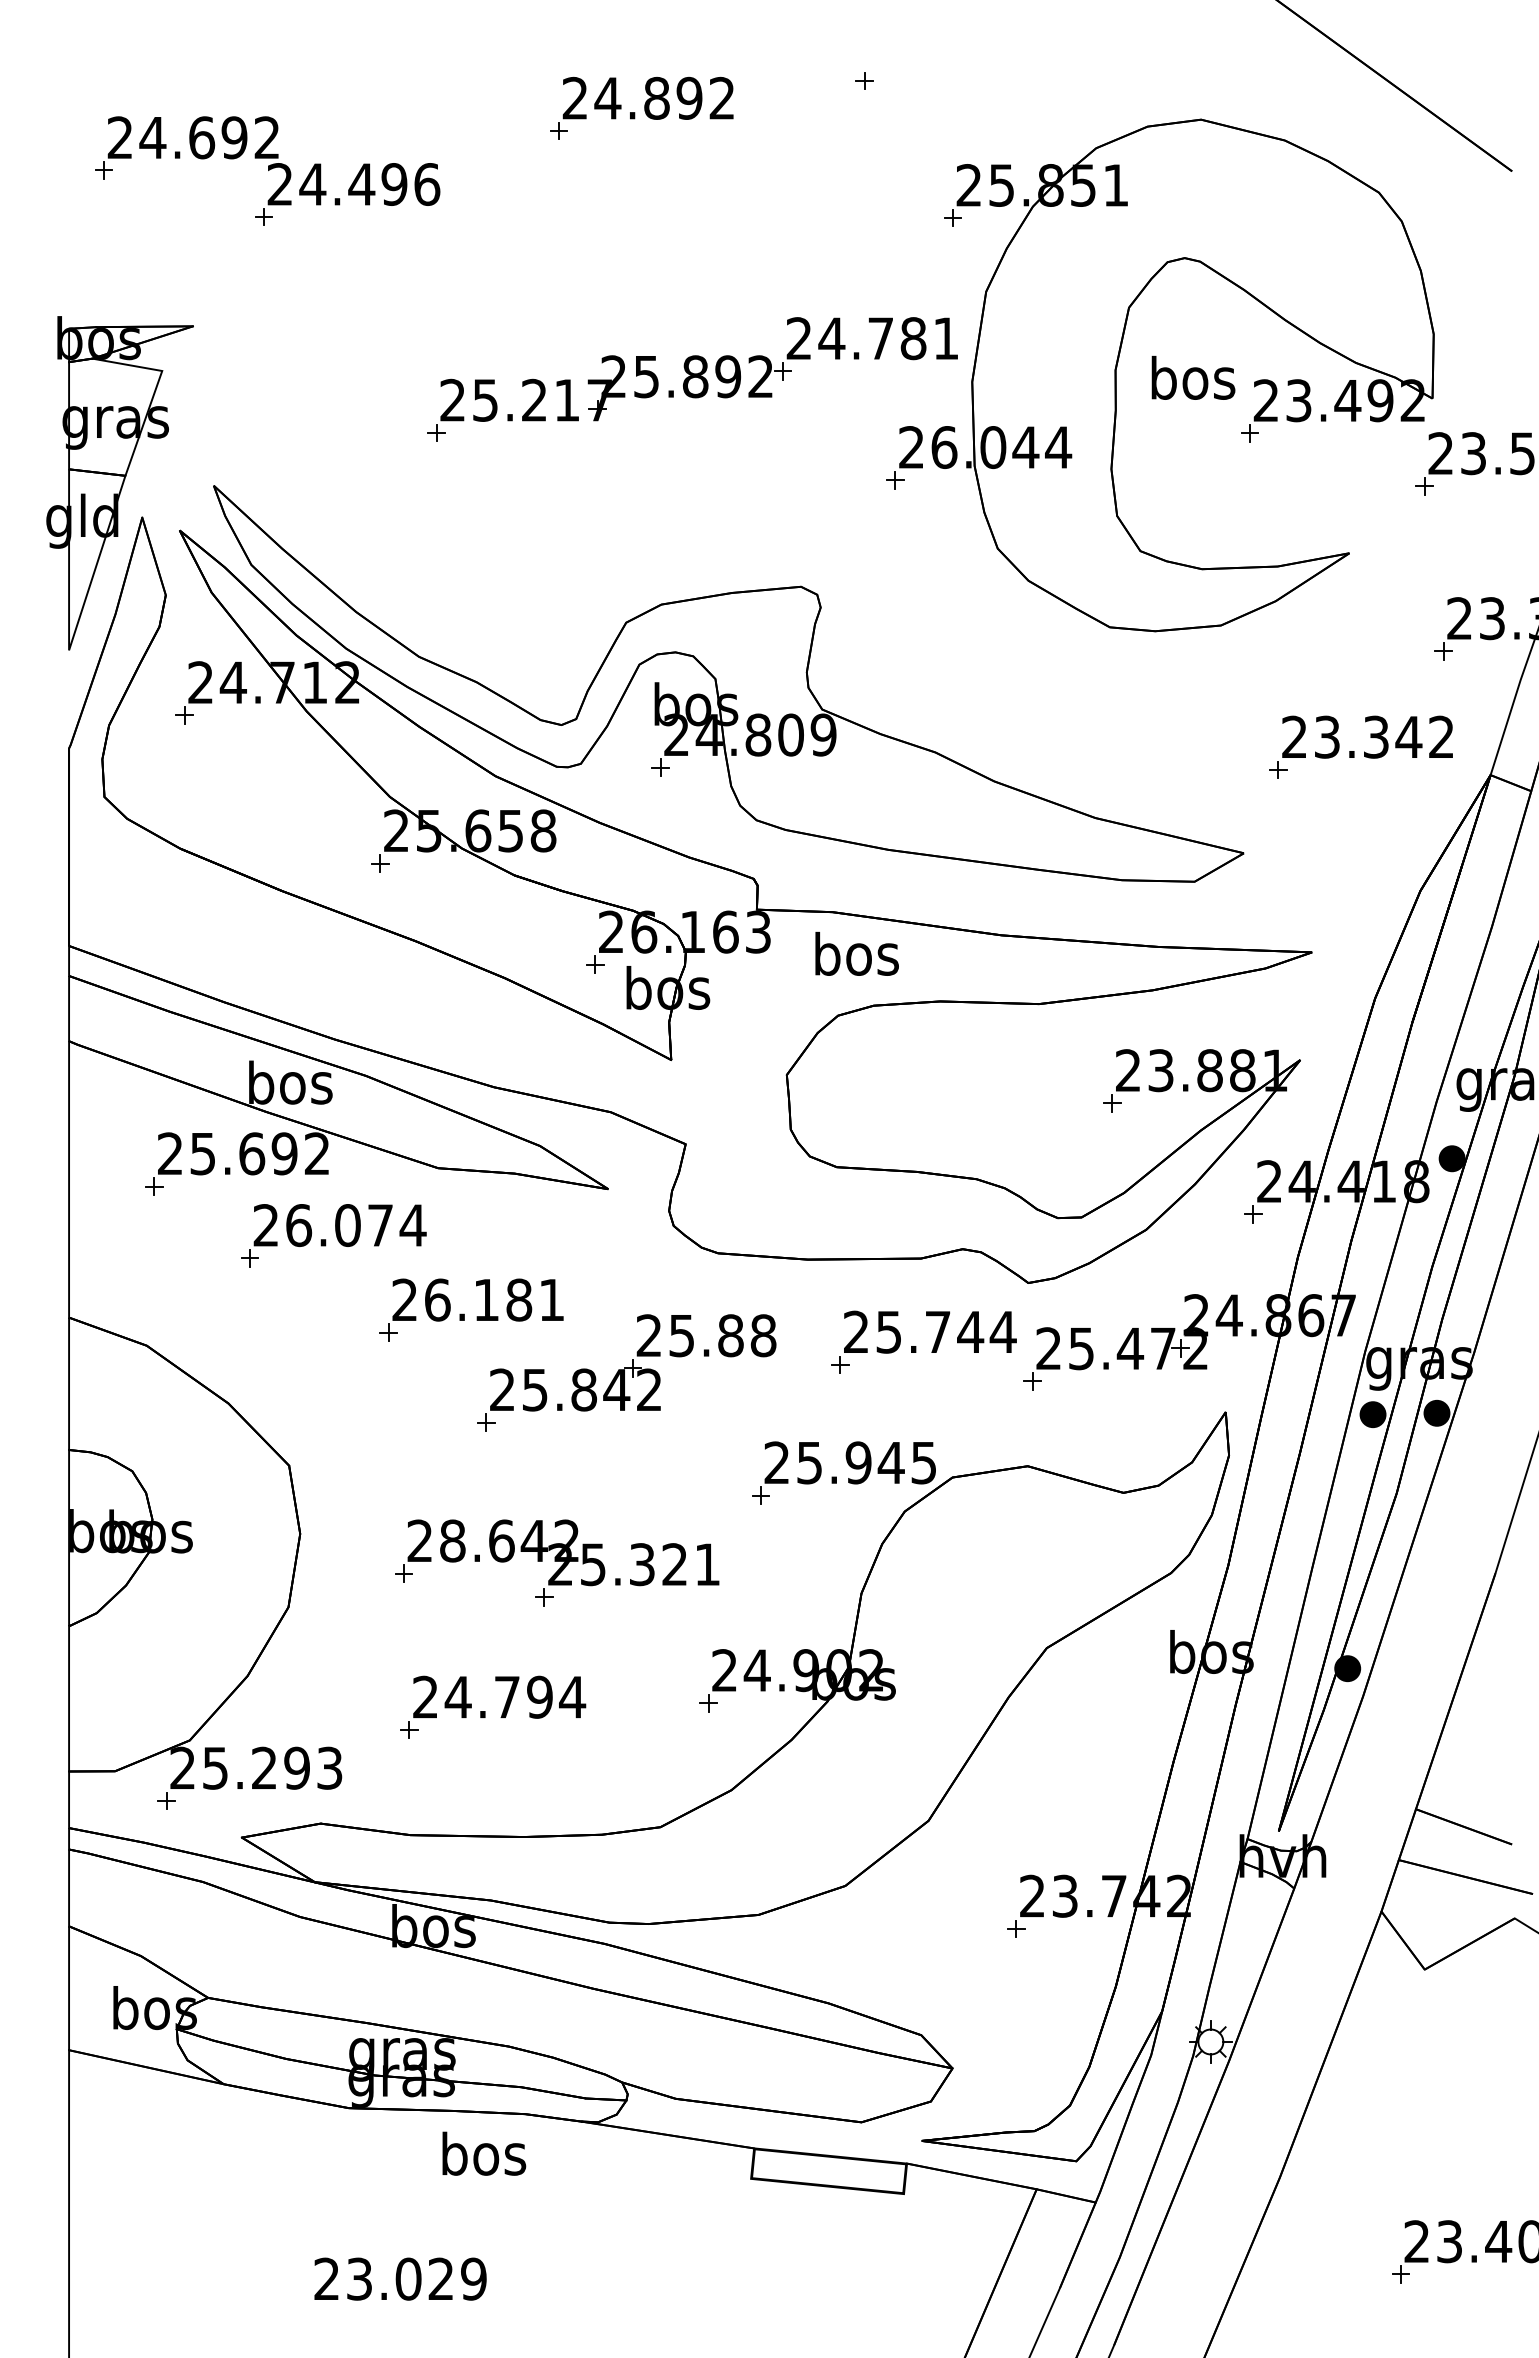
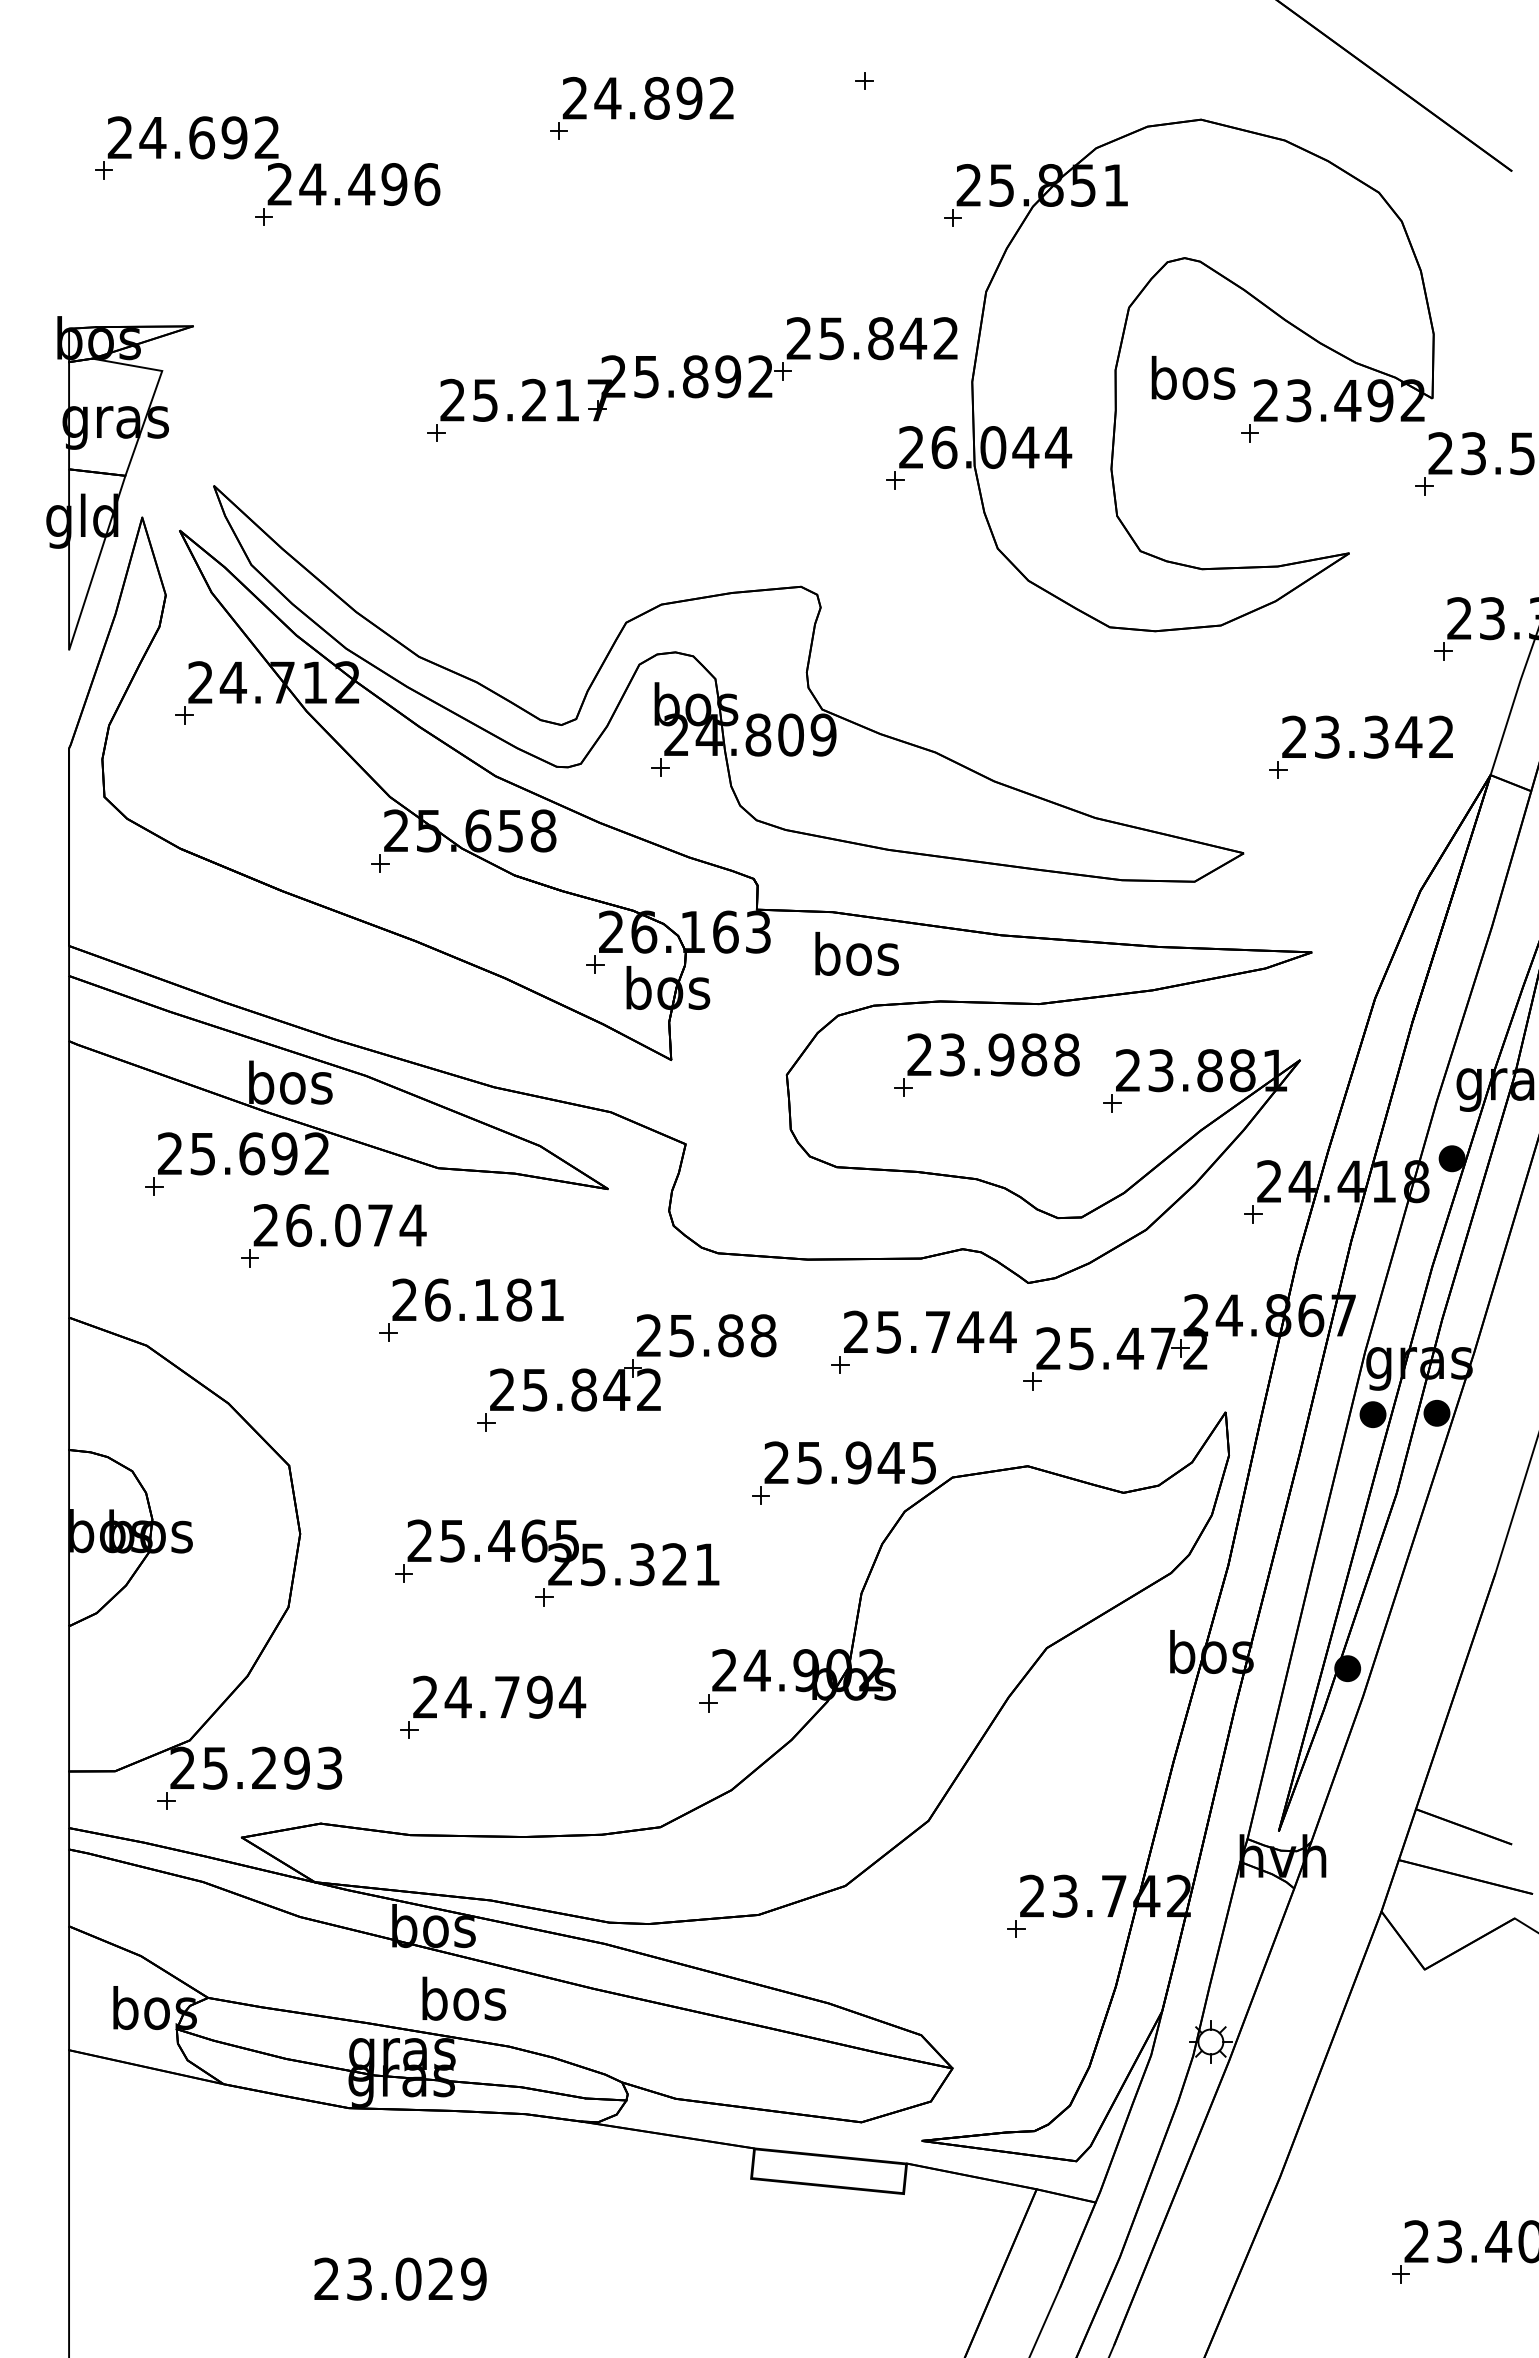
text: 24.781 -> 25.842 (887, 338)
part: none -> present (991, 1070)
text: 28.642 -> 25.465 (509, 1540)
text position: (484, 2153) -> (464, 1998) (464, 1998)
